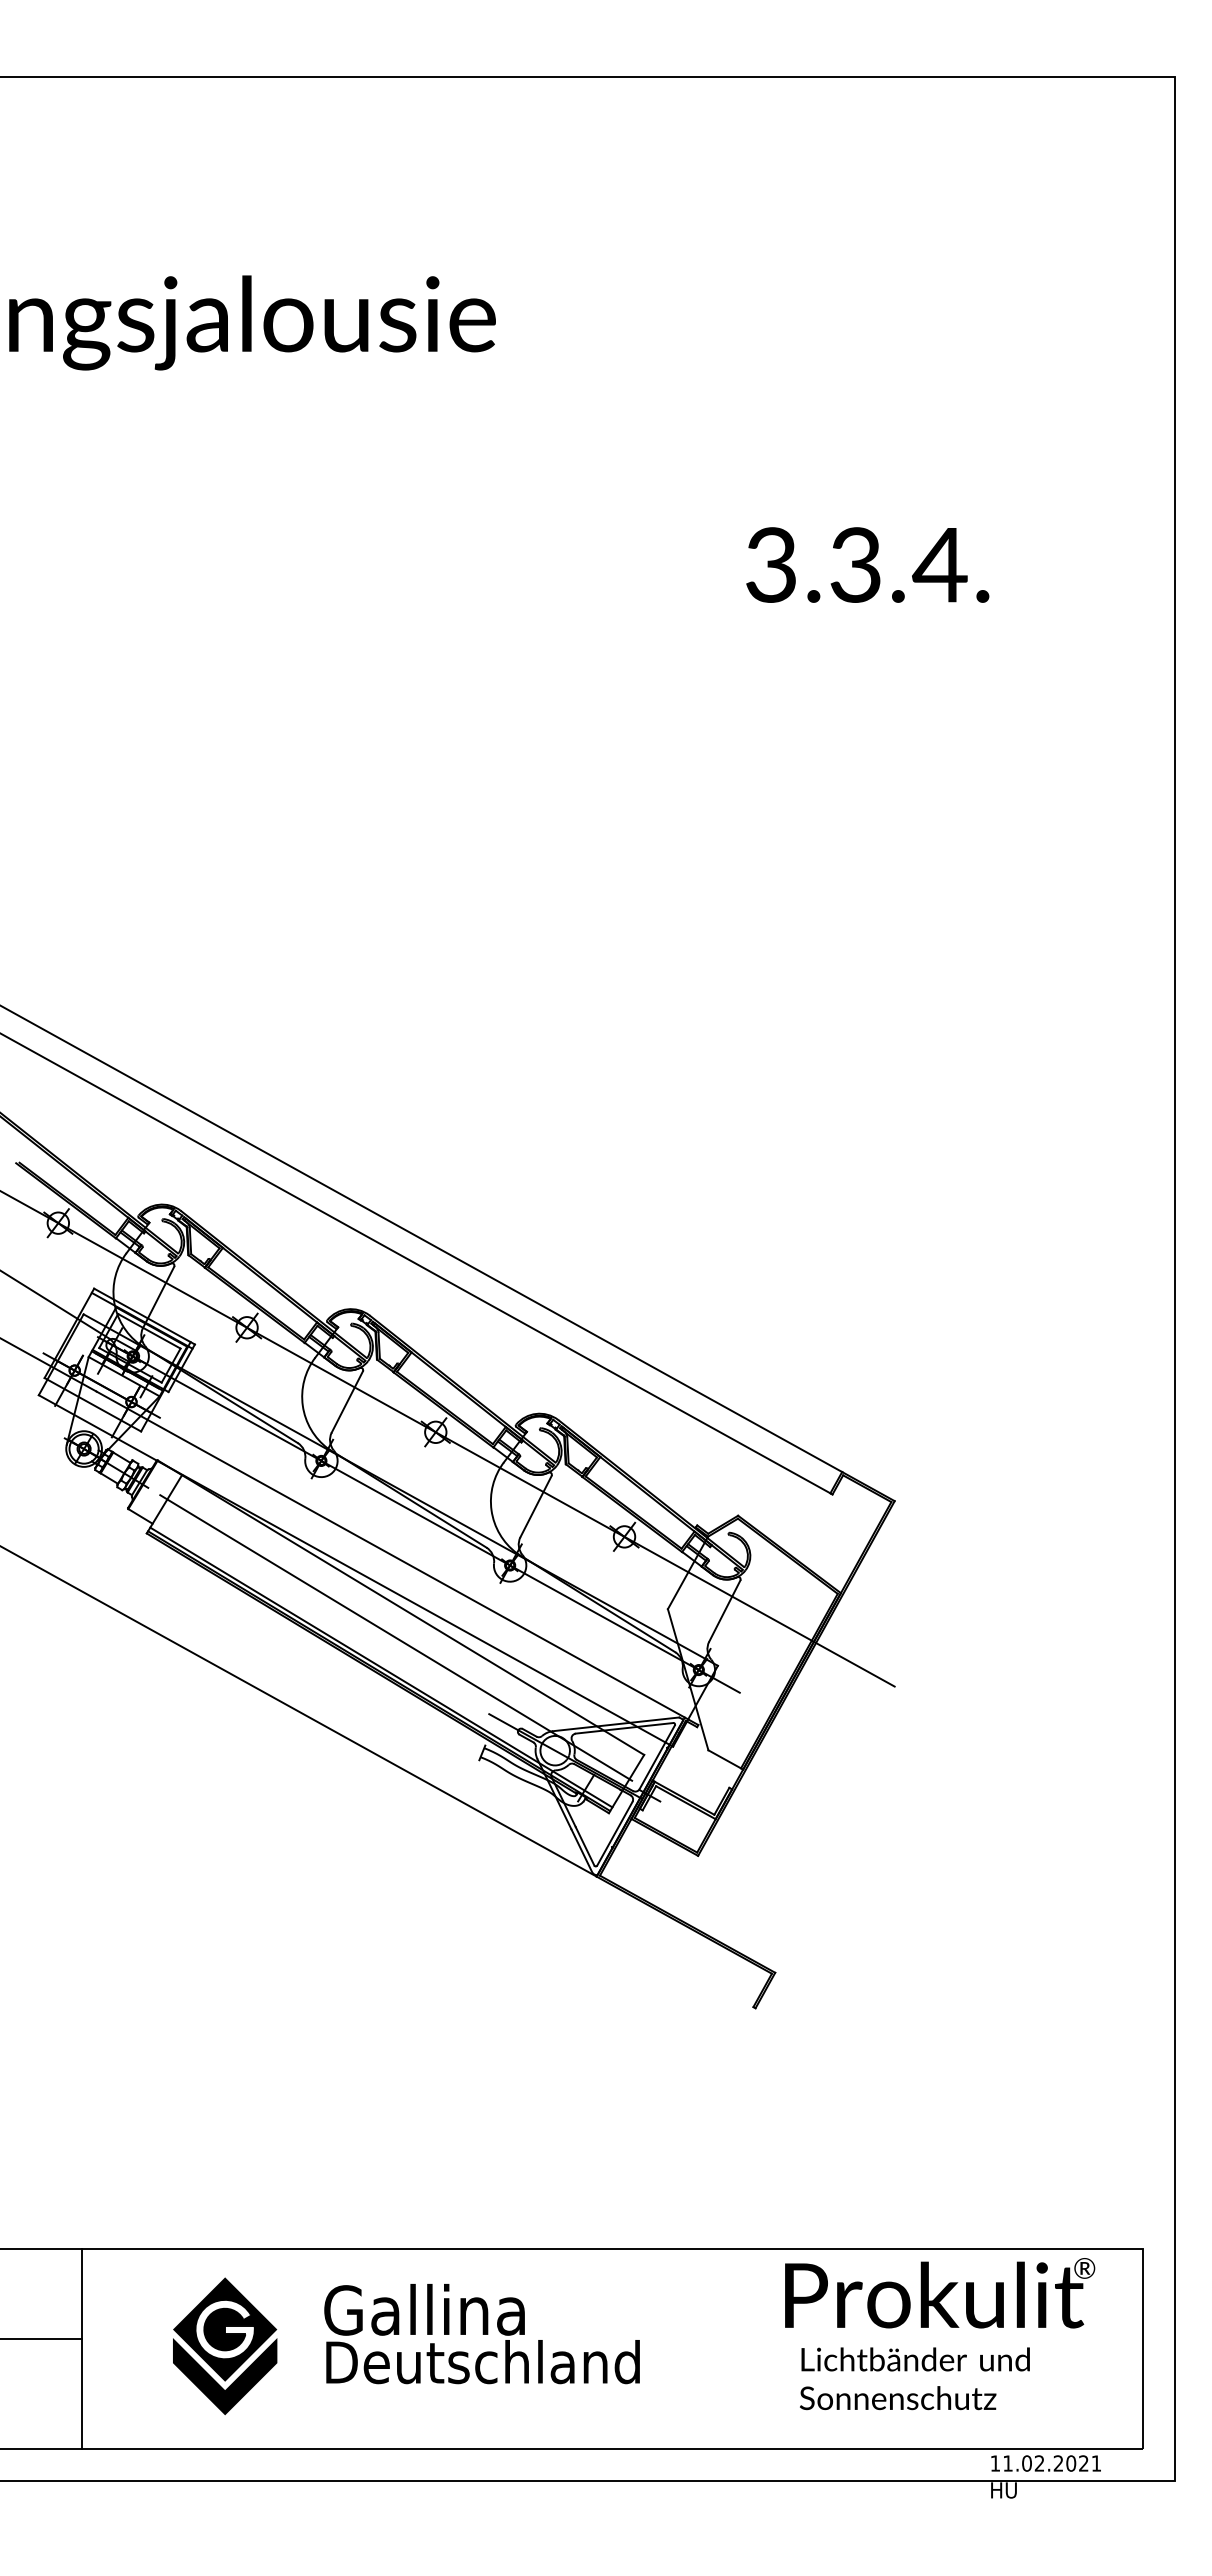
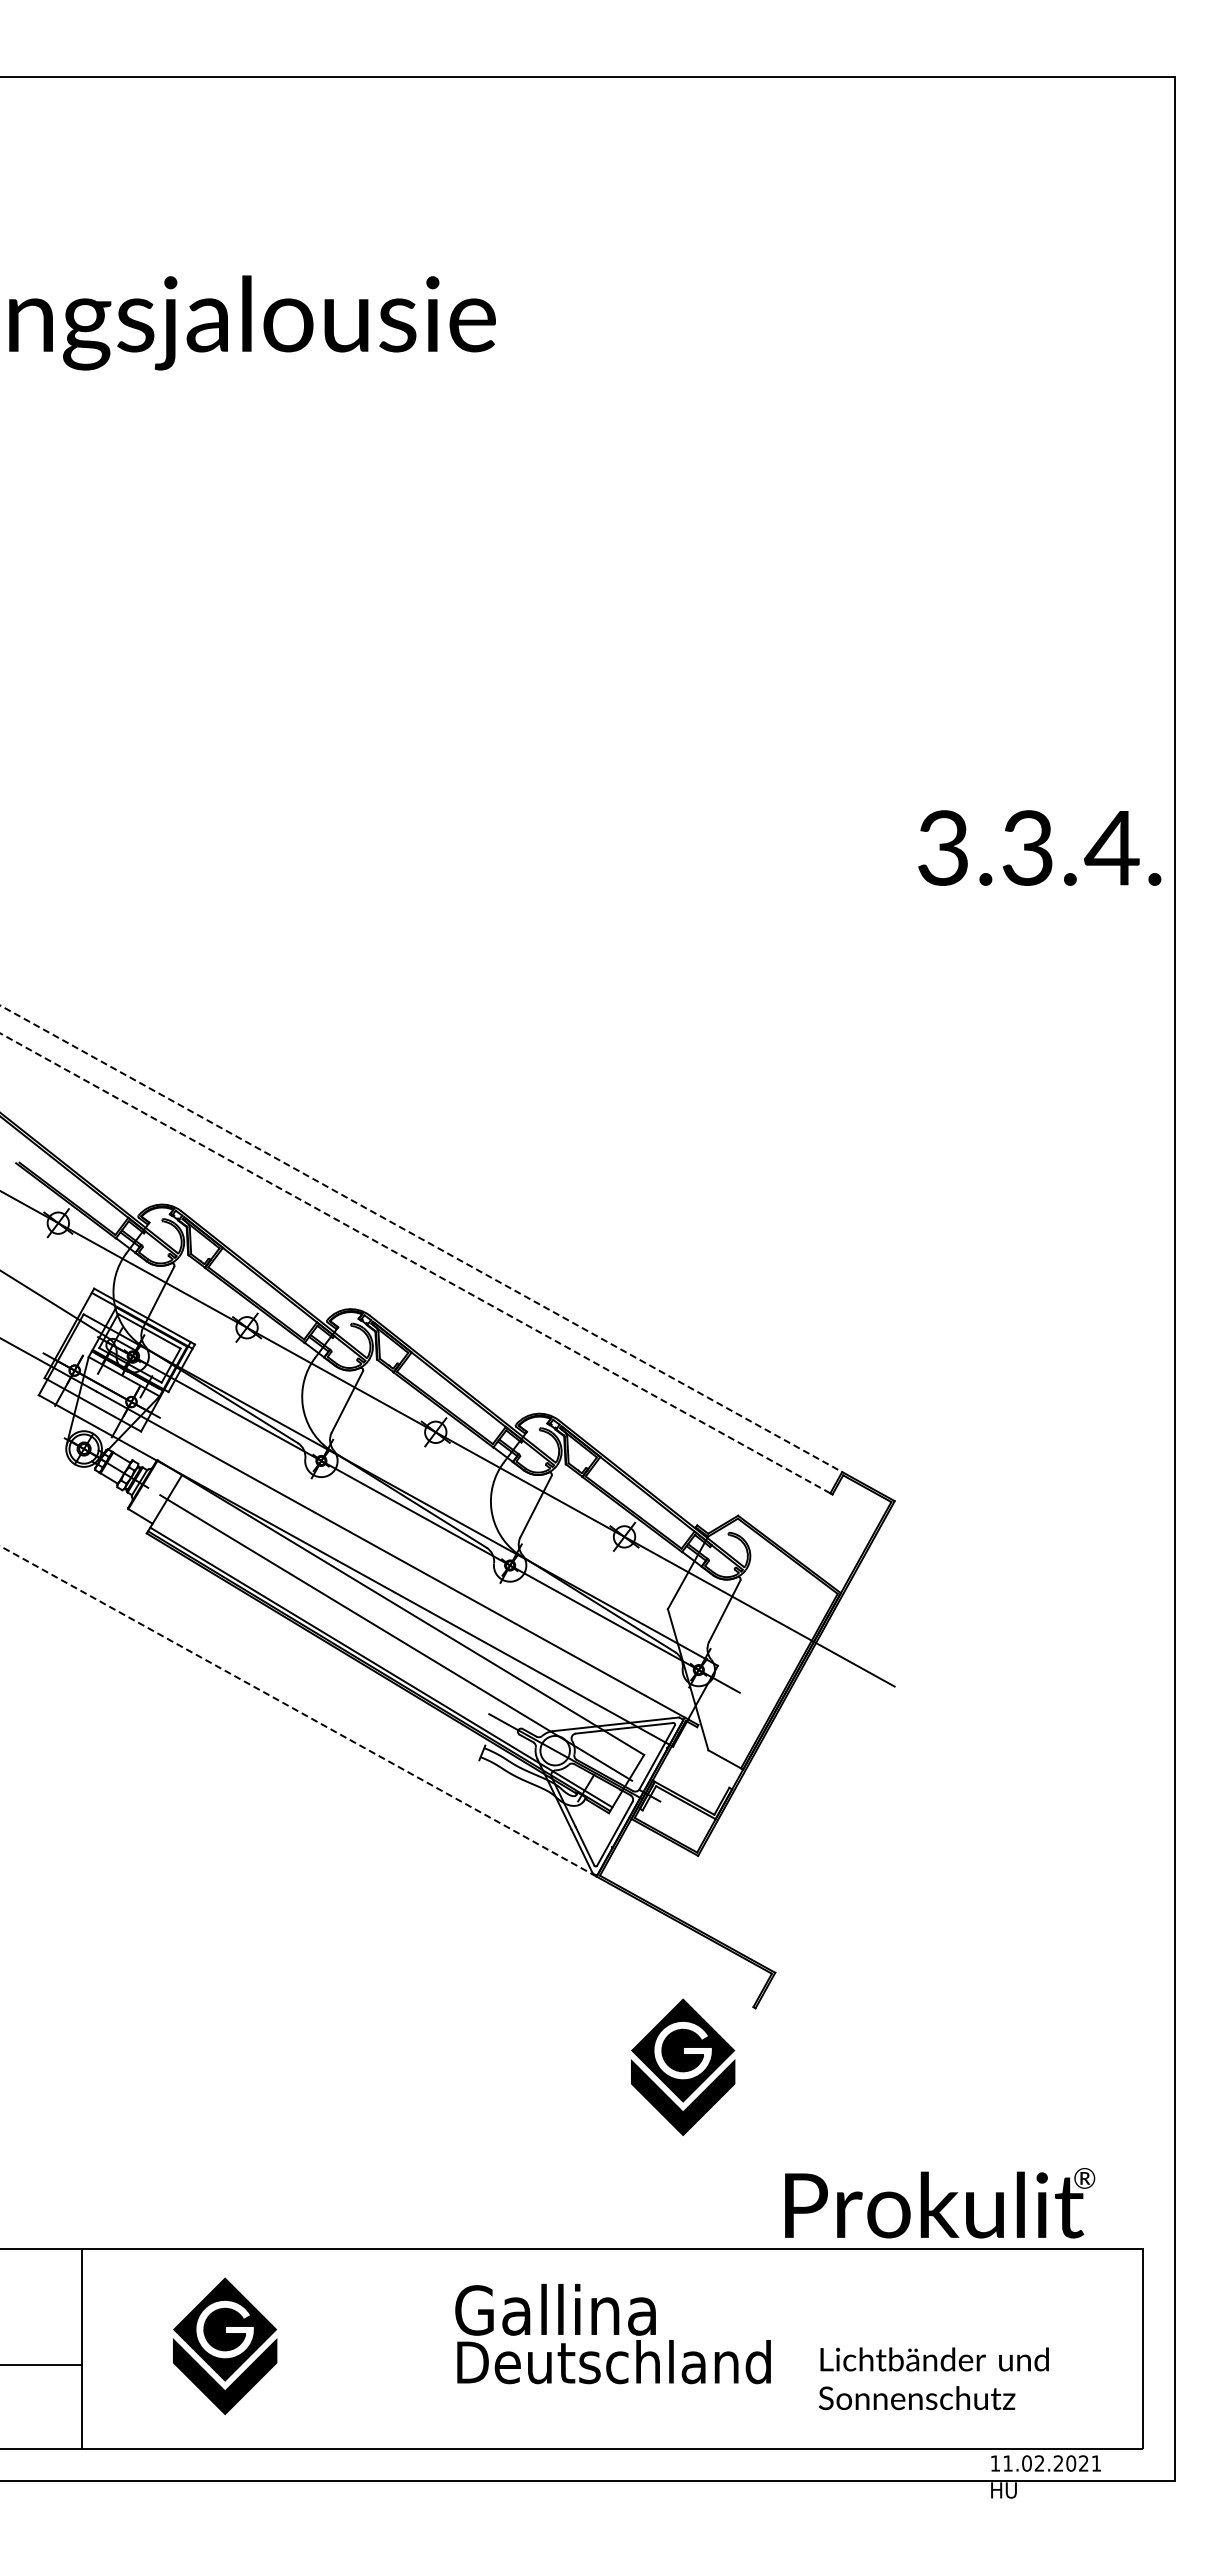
text position: (867, 564) -> (1039, 847) (1039, 847)
line: solid -> dashed (421, 1238)
line: solid -> dashed (415, 1263)
line: solid -> dashed (298, 1711)
part: none -> present (683, 2067)
text position: (940, 2293) -> (940, 2203) (940, 2203)
text position: (481, 2334) -> (612, 2334) (612, 2334)
line position: (41, 2338) -> (41, 2364) (41, 2364)
text position: (914, 2378) -> (933, 2378) (933, 2378)
